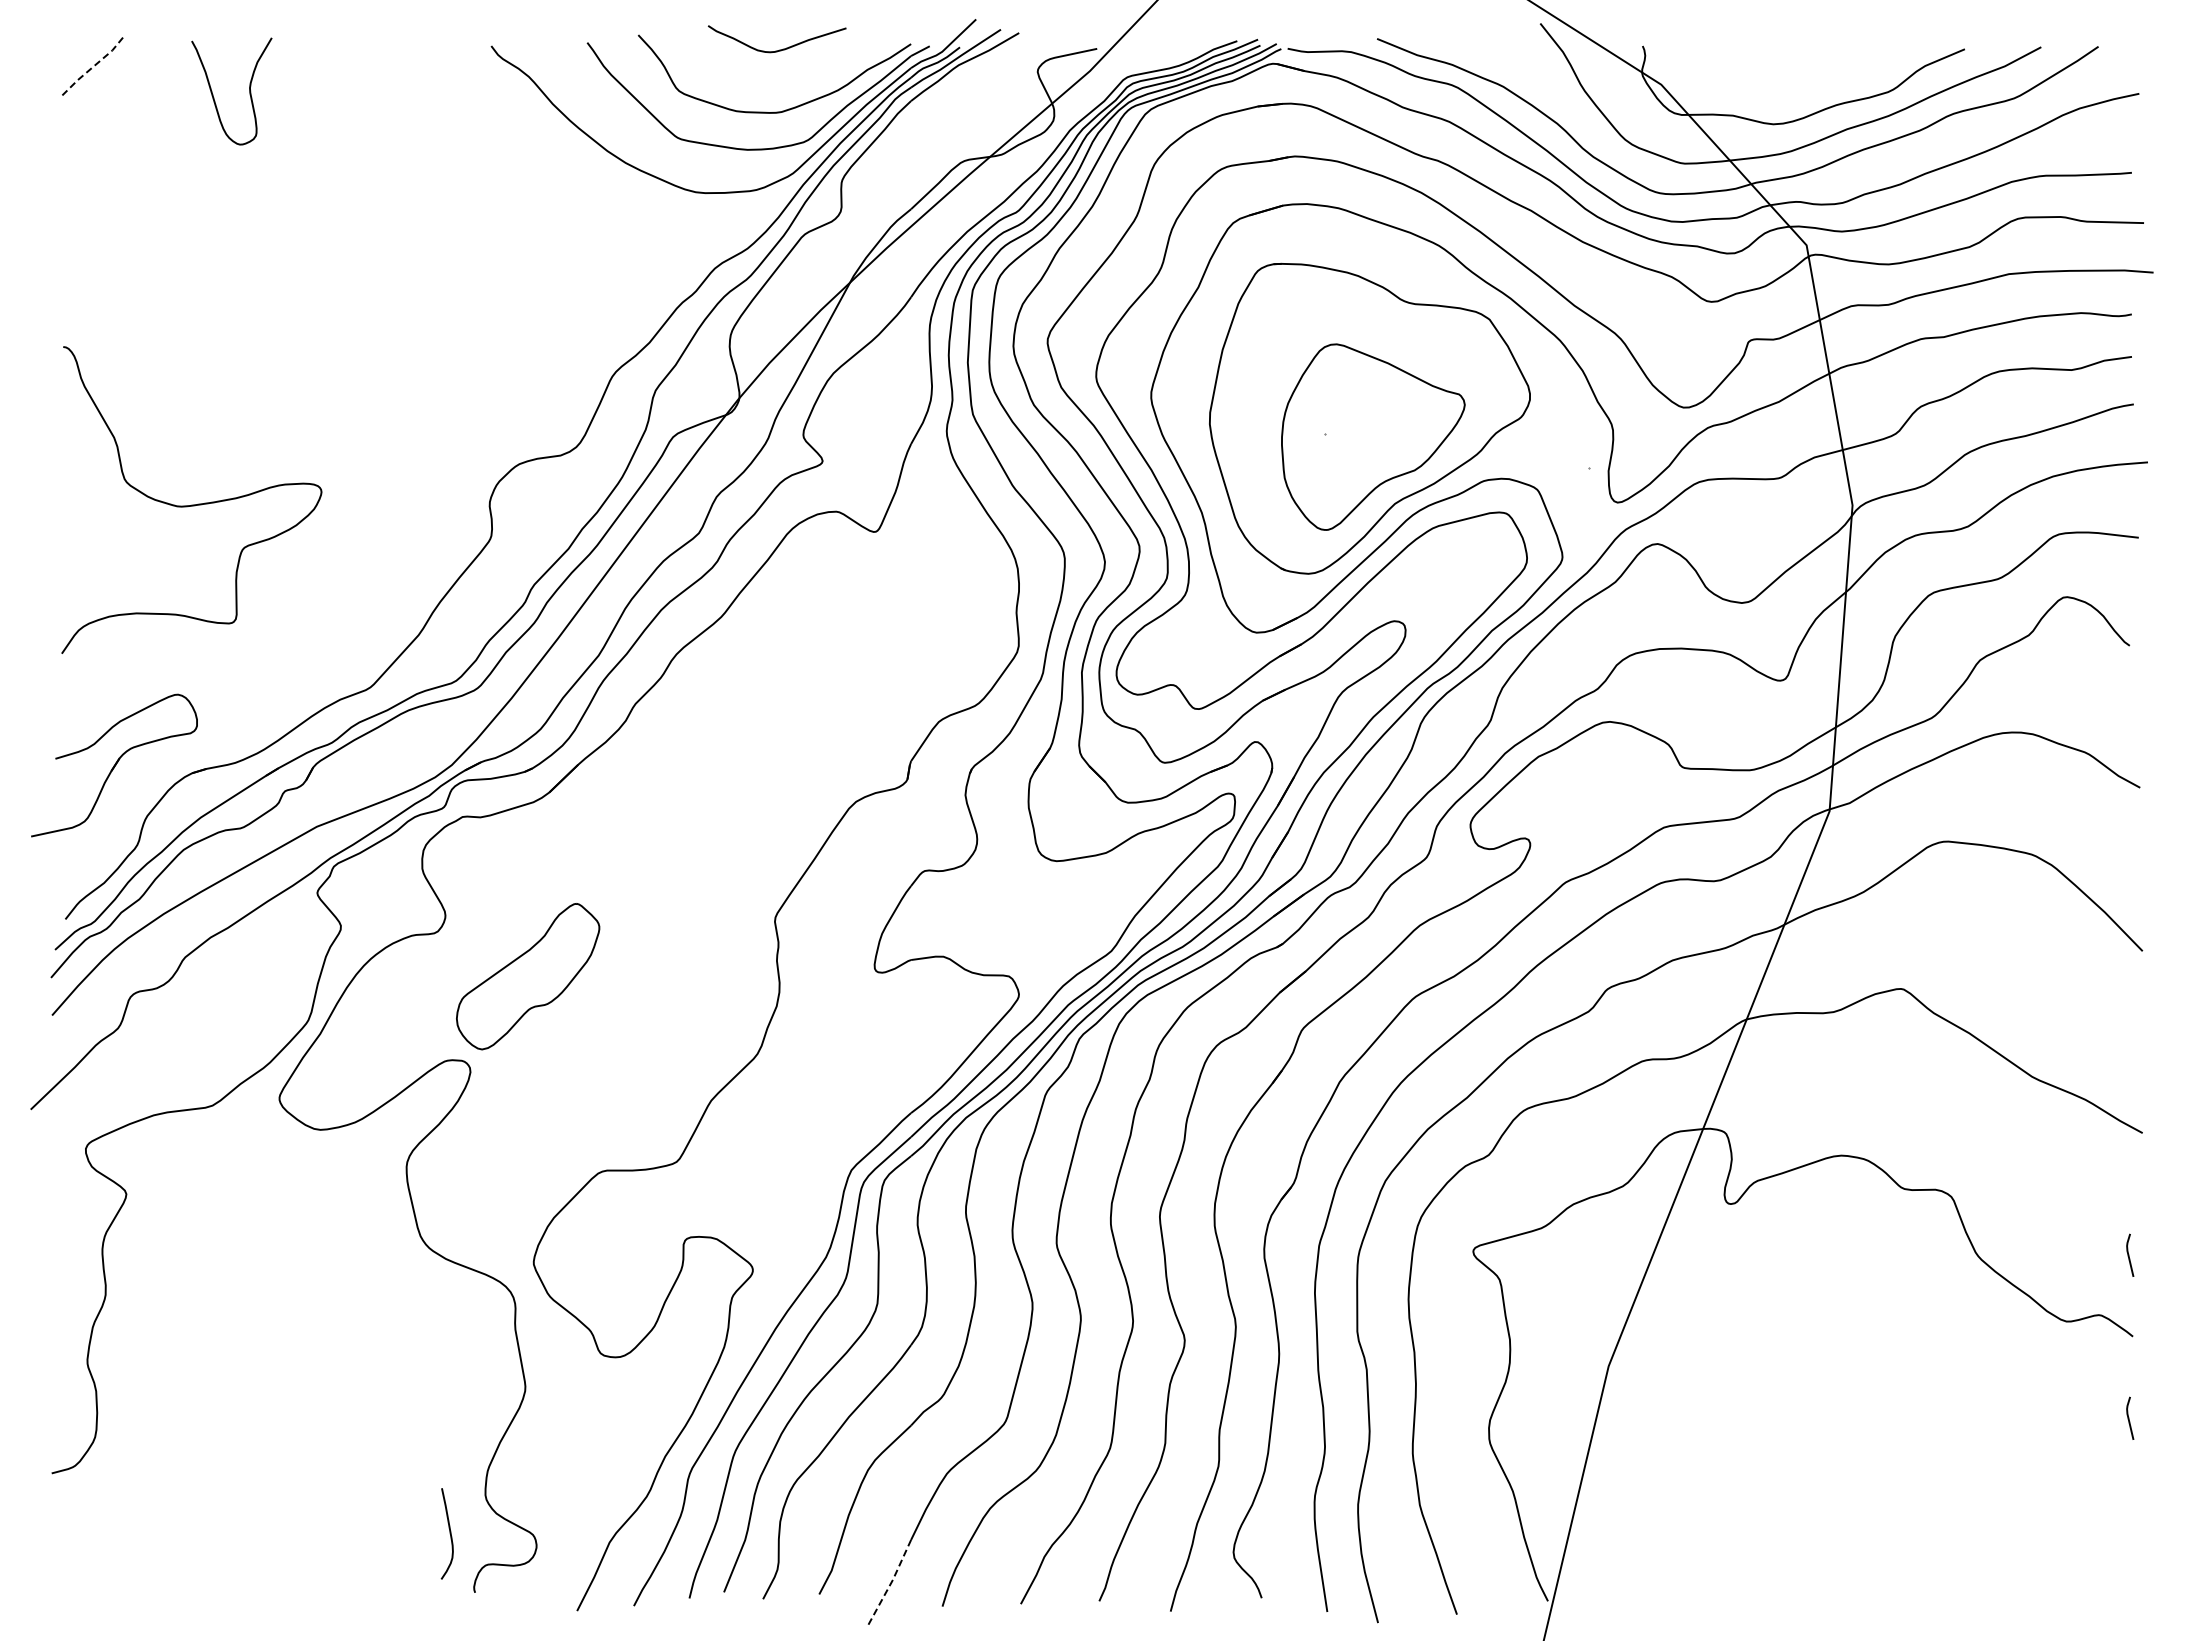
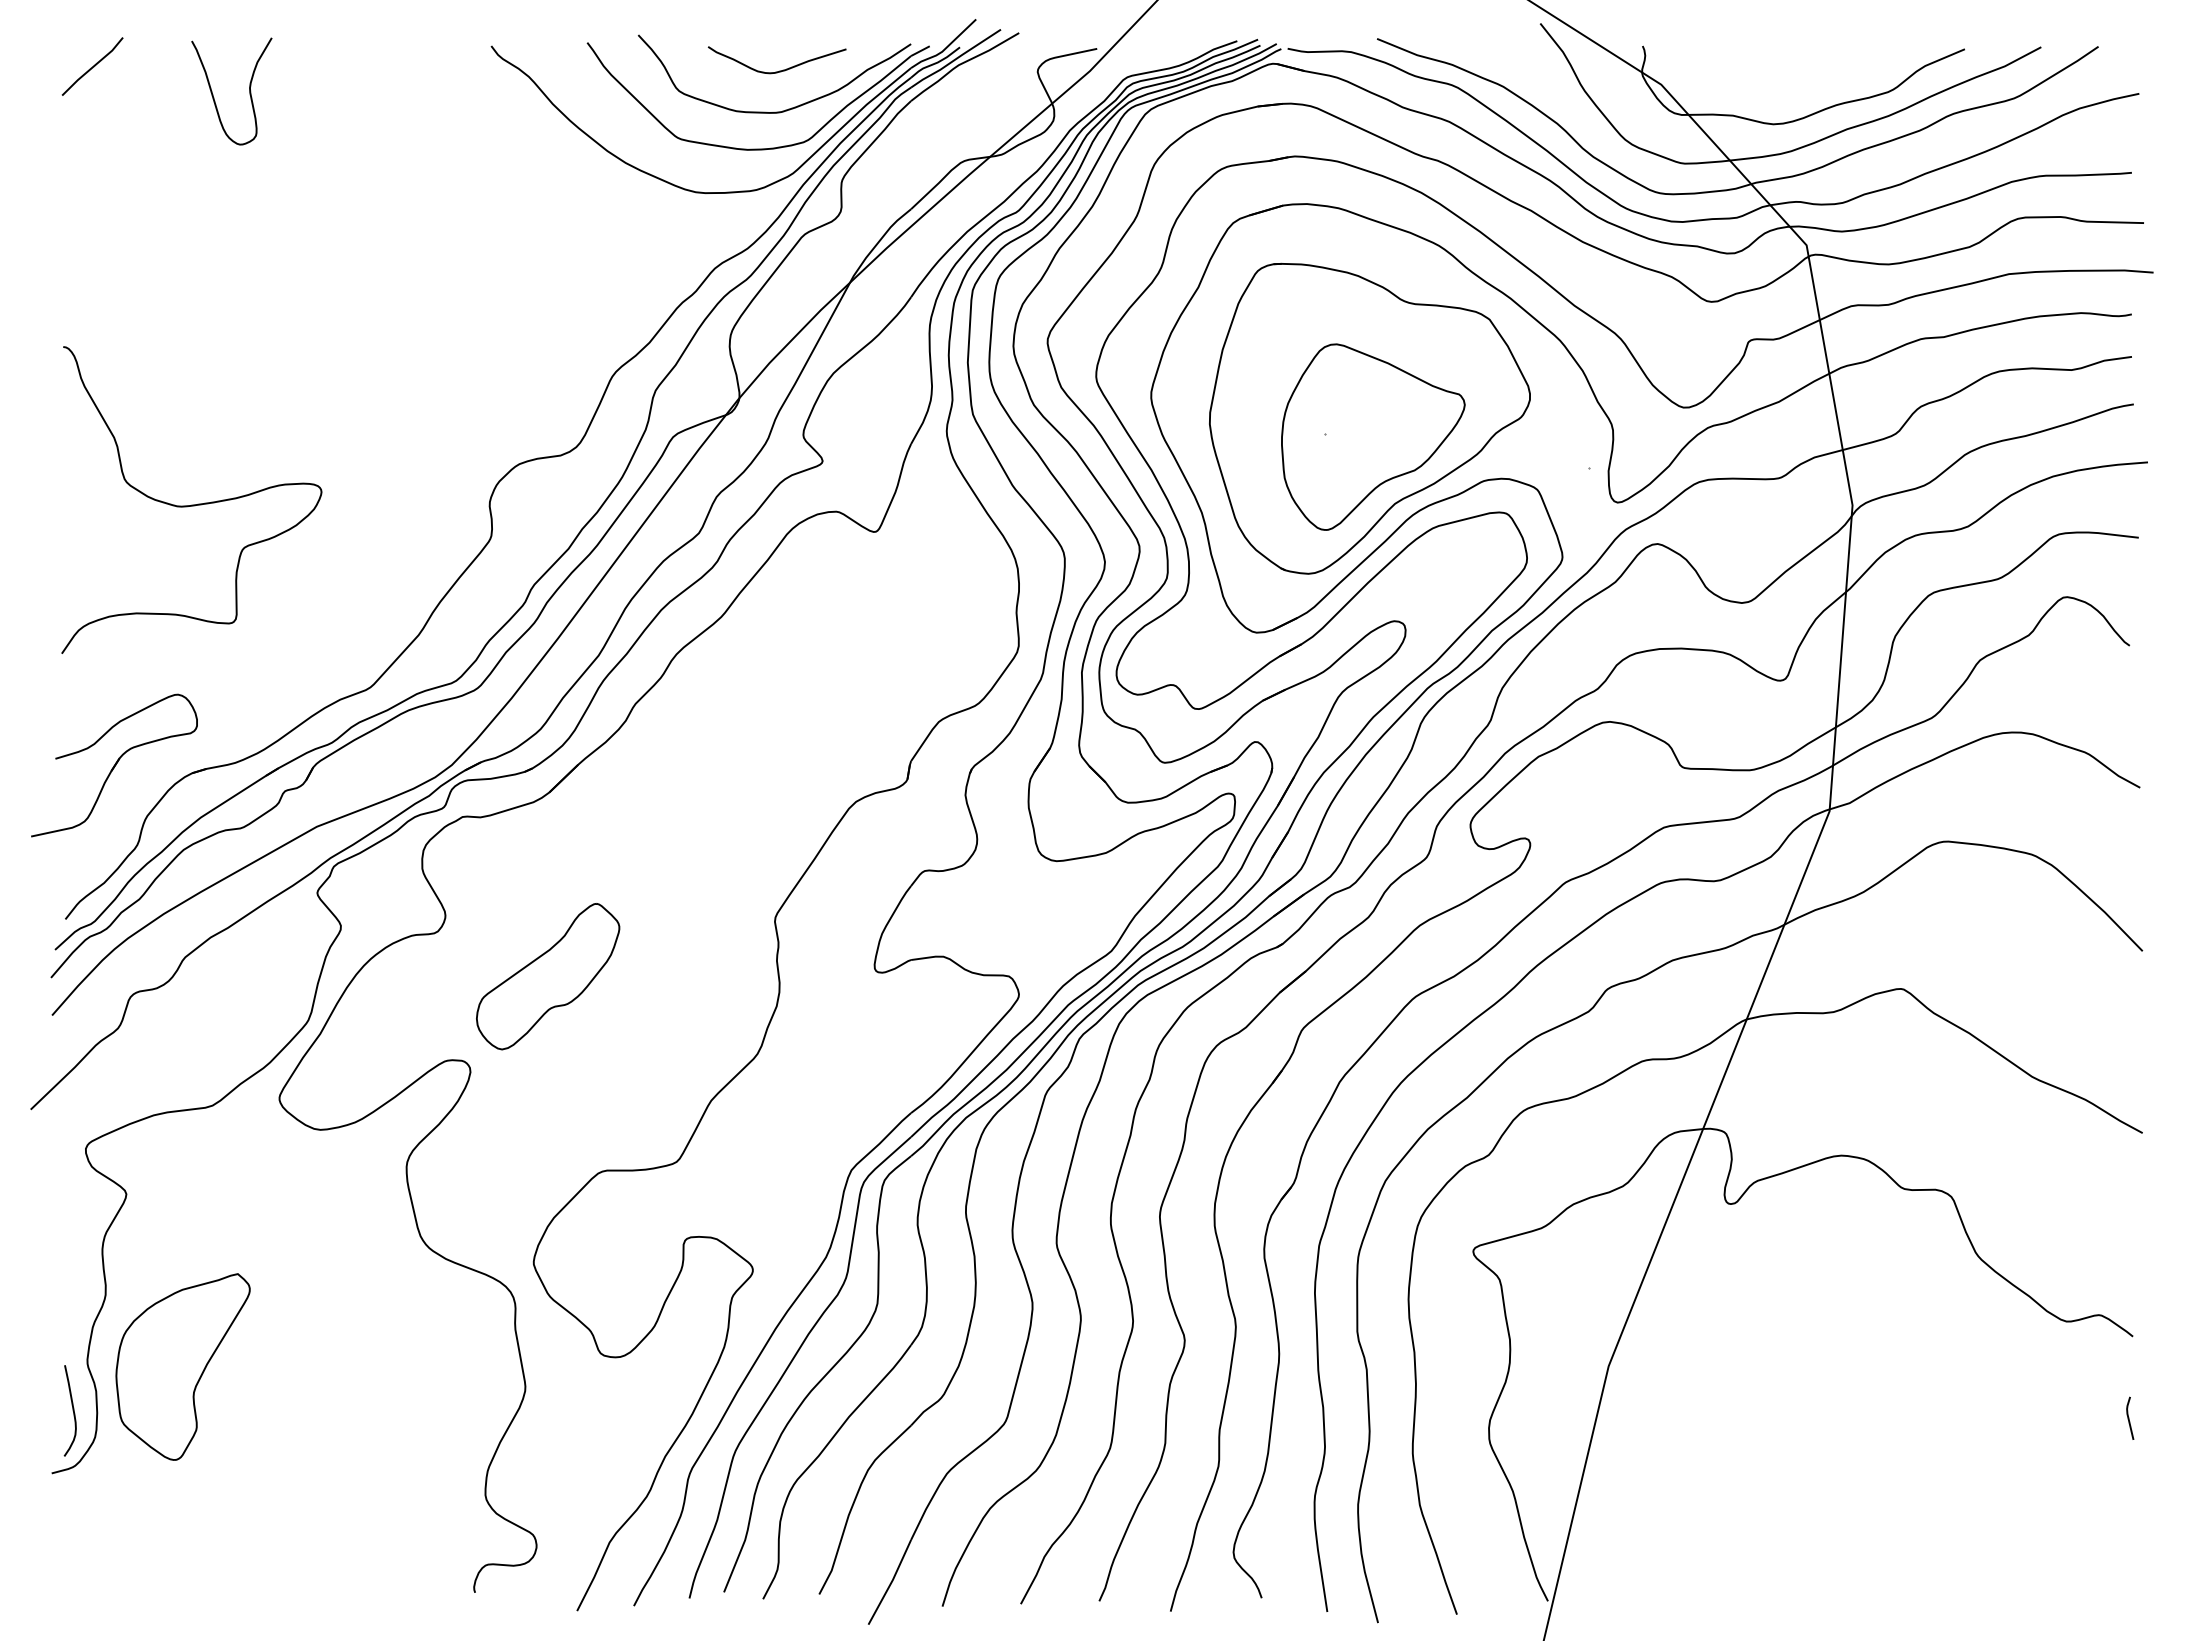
curve position: (779, 49) -> (779, 70) (779, 70)
line: dashed -> solid (92, 67)
part position: (528, 976) -> (548, 976) (548, 976)
line: present -> none (2129, 1254)
part: none -> present (182, 1366)
curve position: (449, 1533) -> (72, 1410) (72, 1410)
line: dashed -> solid (891, 1581)
